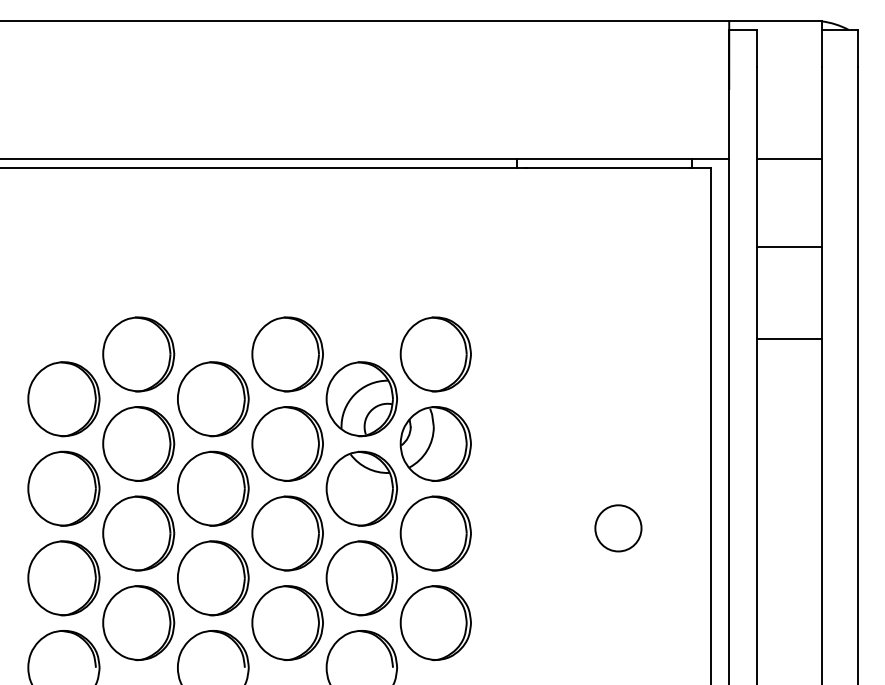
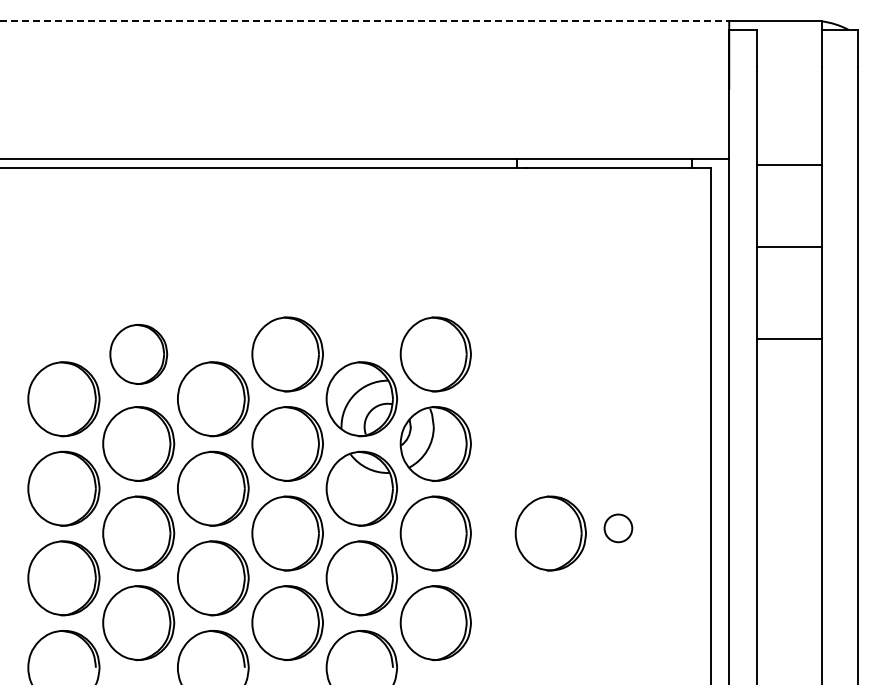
line: solid -> dashed (365, 20)
line position: (788, 159) -> (788, 165) (788, 165)
part size: 74x77 px -> 60x61 px (138, 354)
circle diameter: 46 px -> 28 px (618, 528)
part: none -> present (550, 533)
